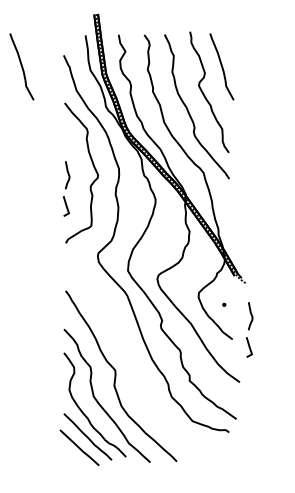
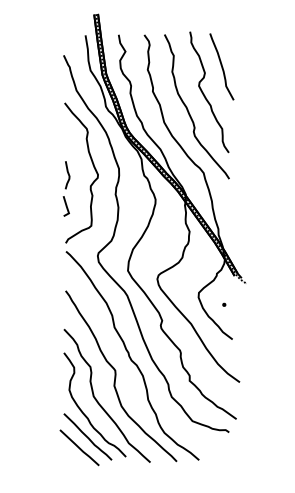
curve: present -> none (21, 66)
part: present -> none (249, 329)
curve: none -> present (130, 356)
